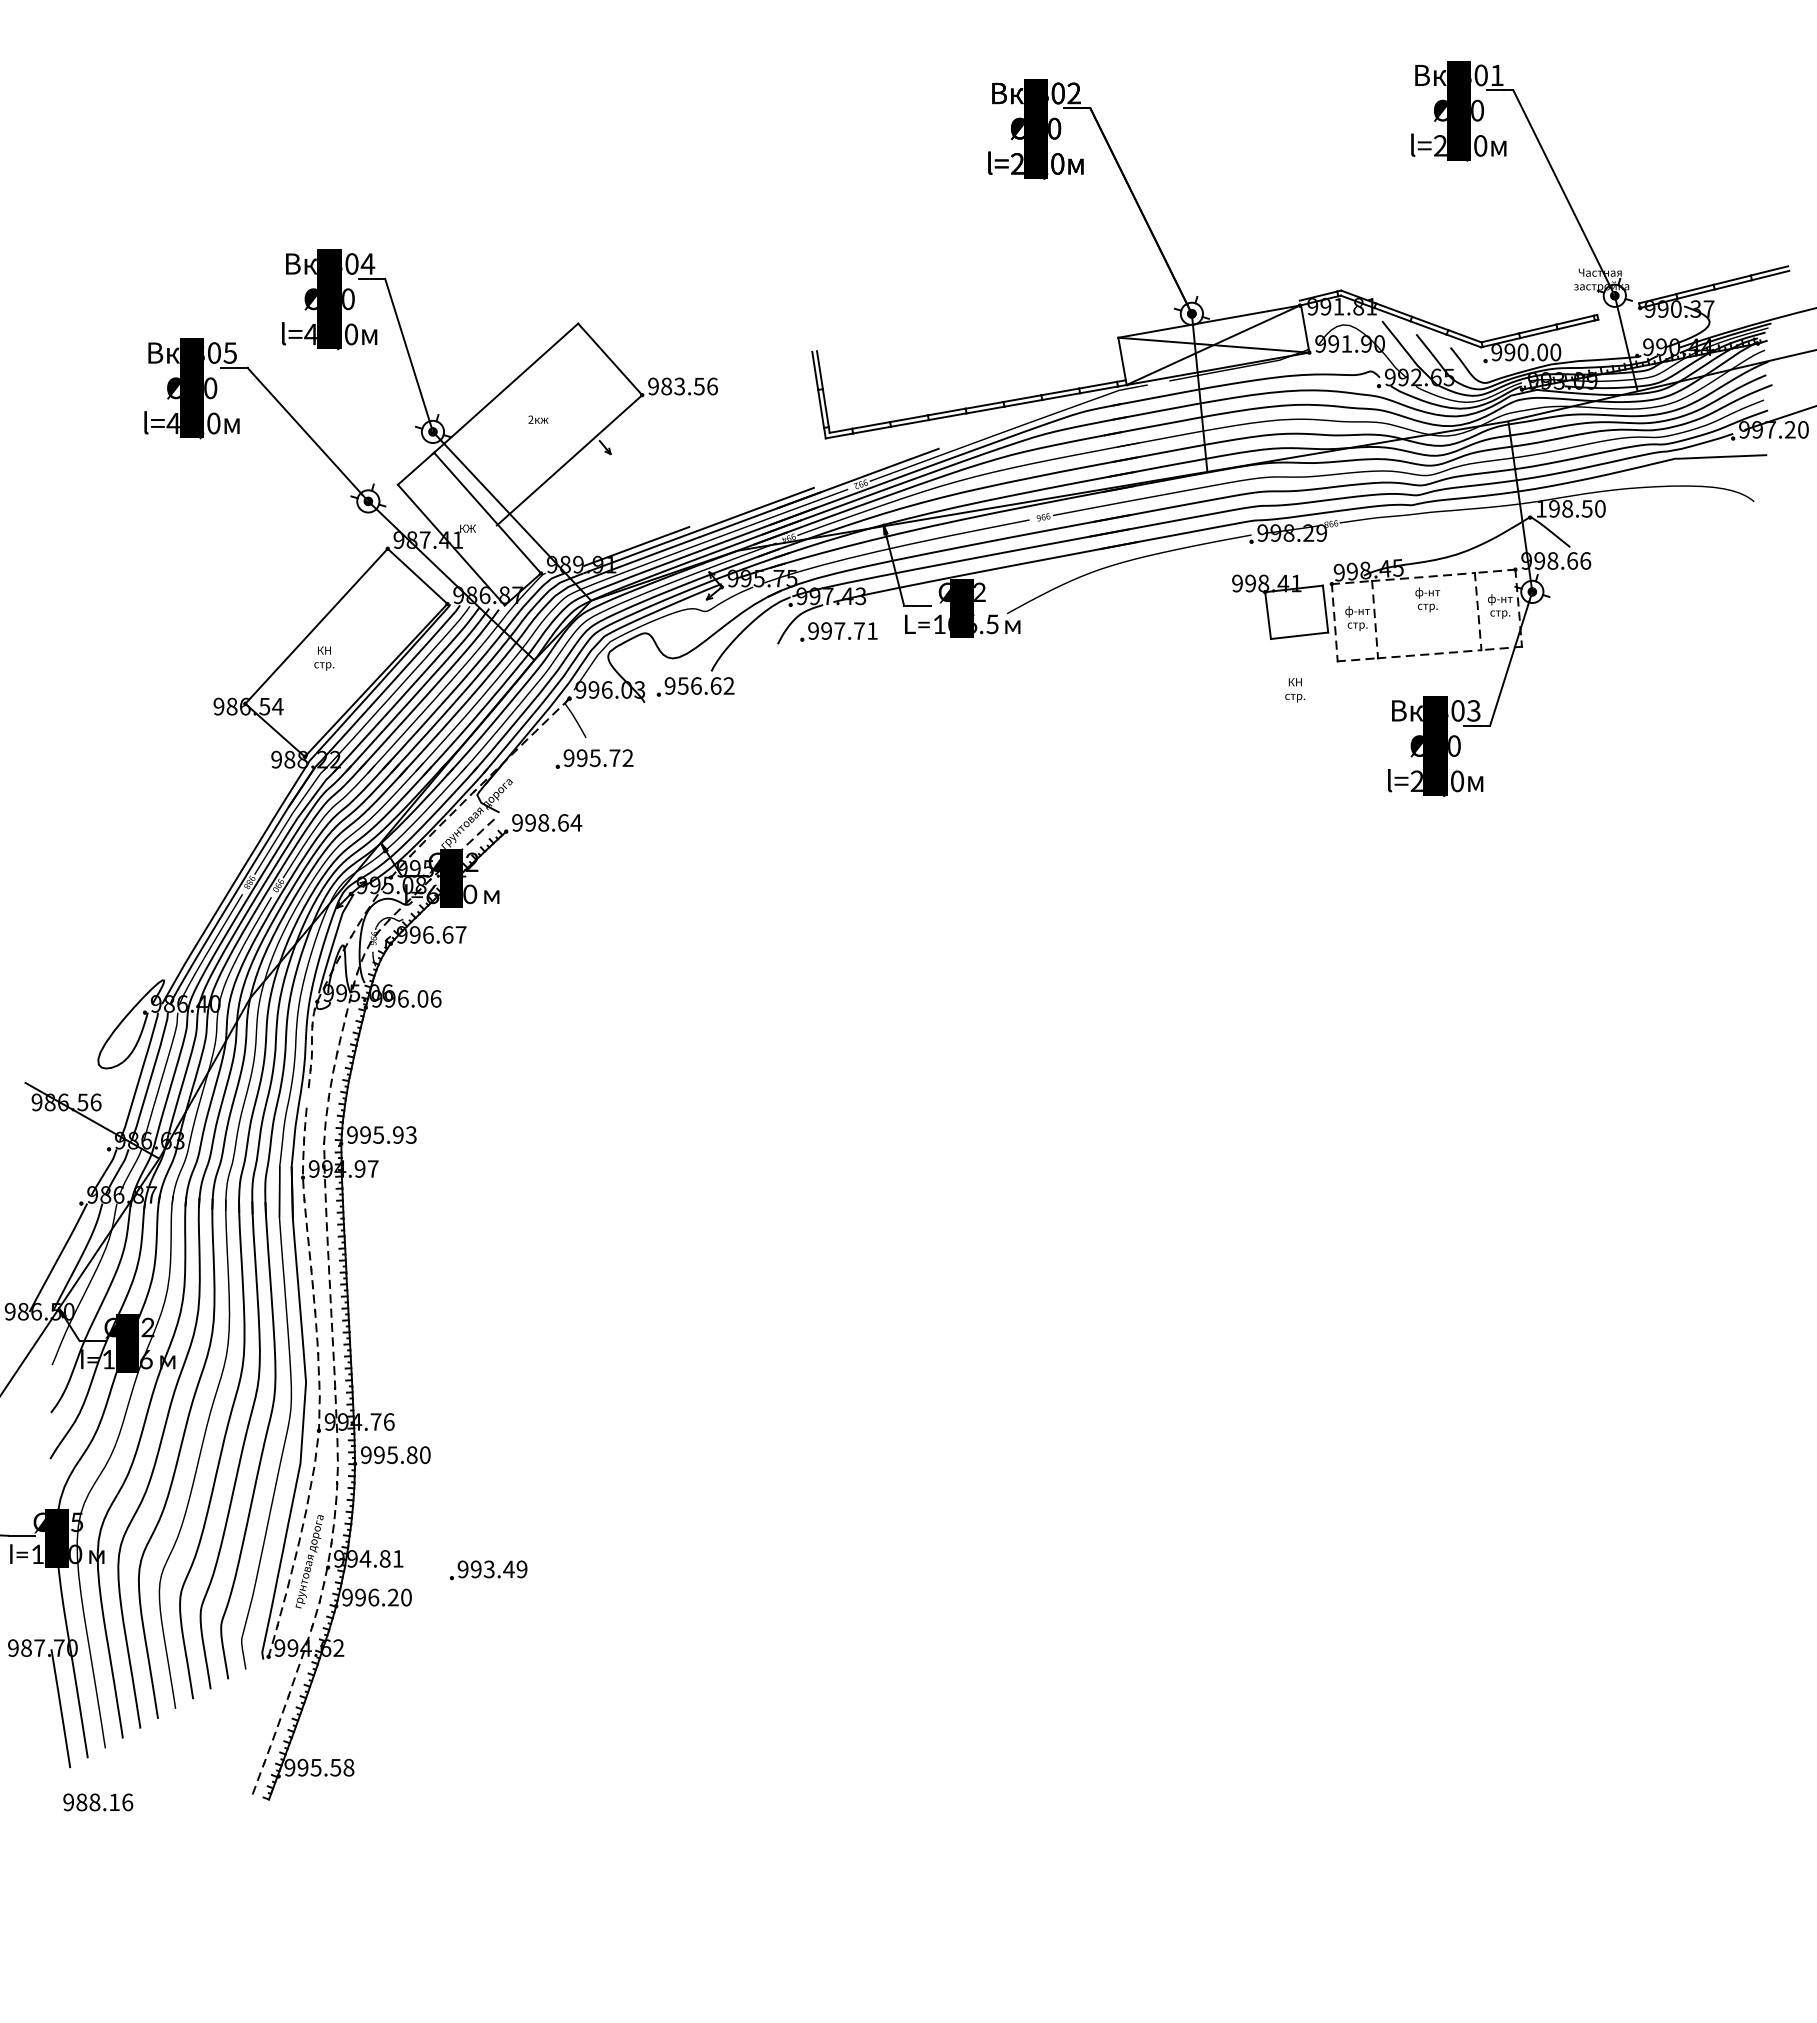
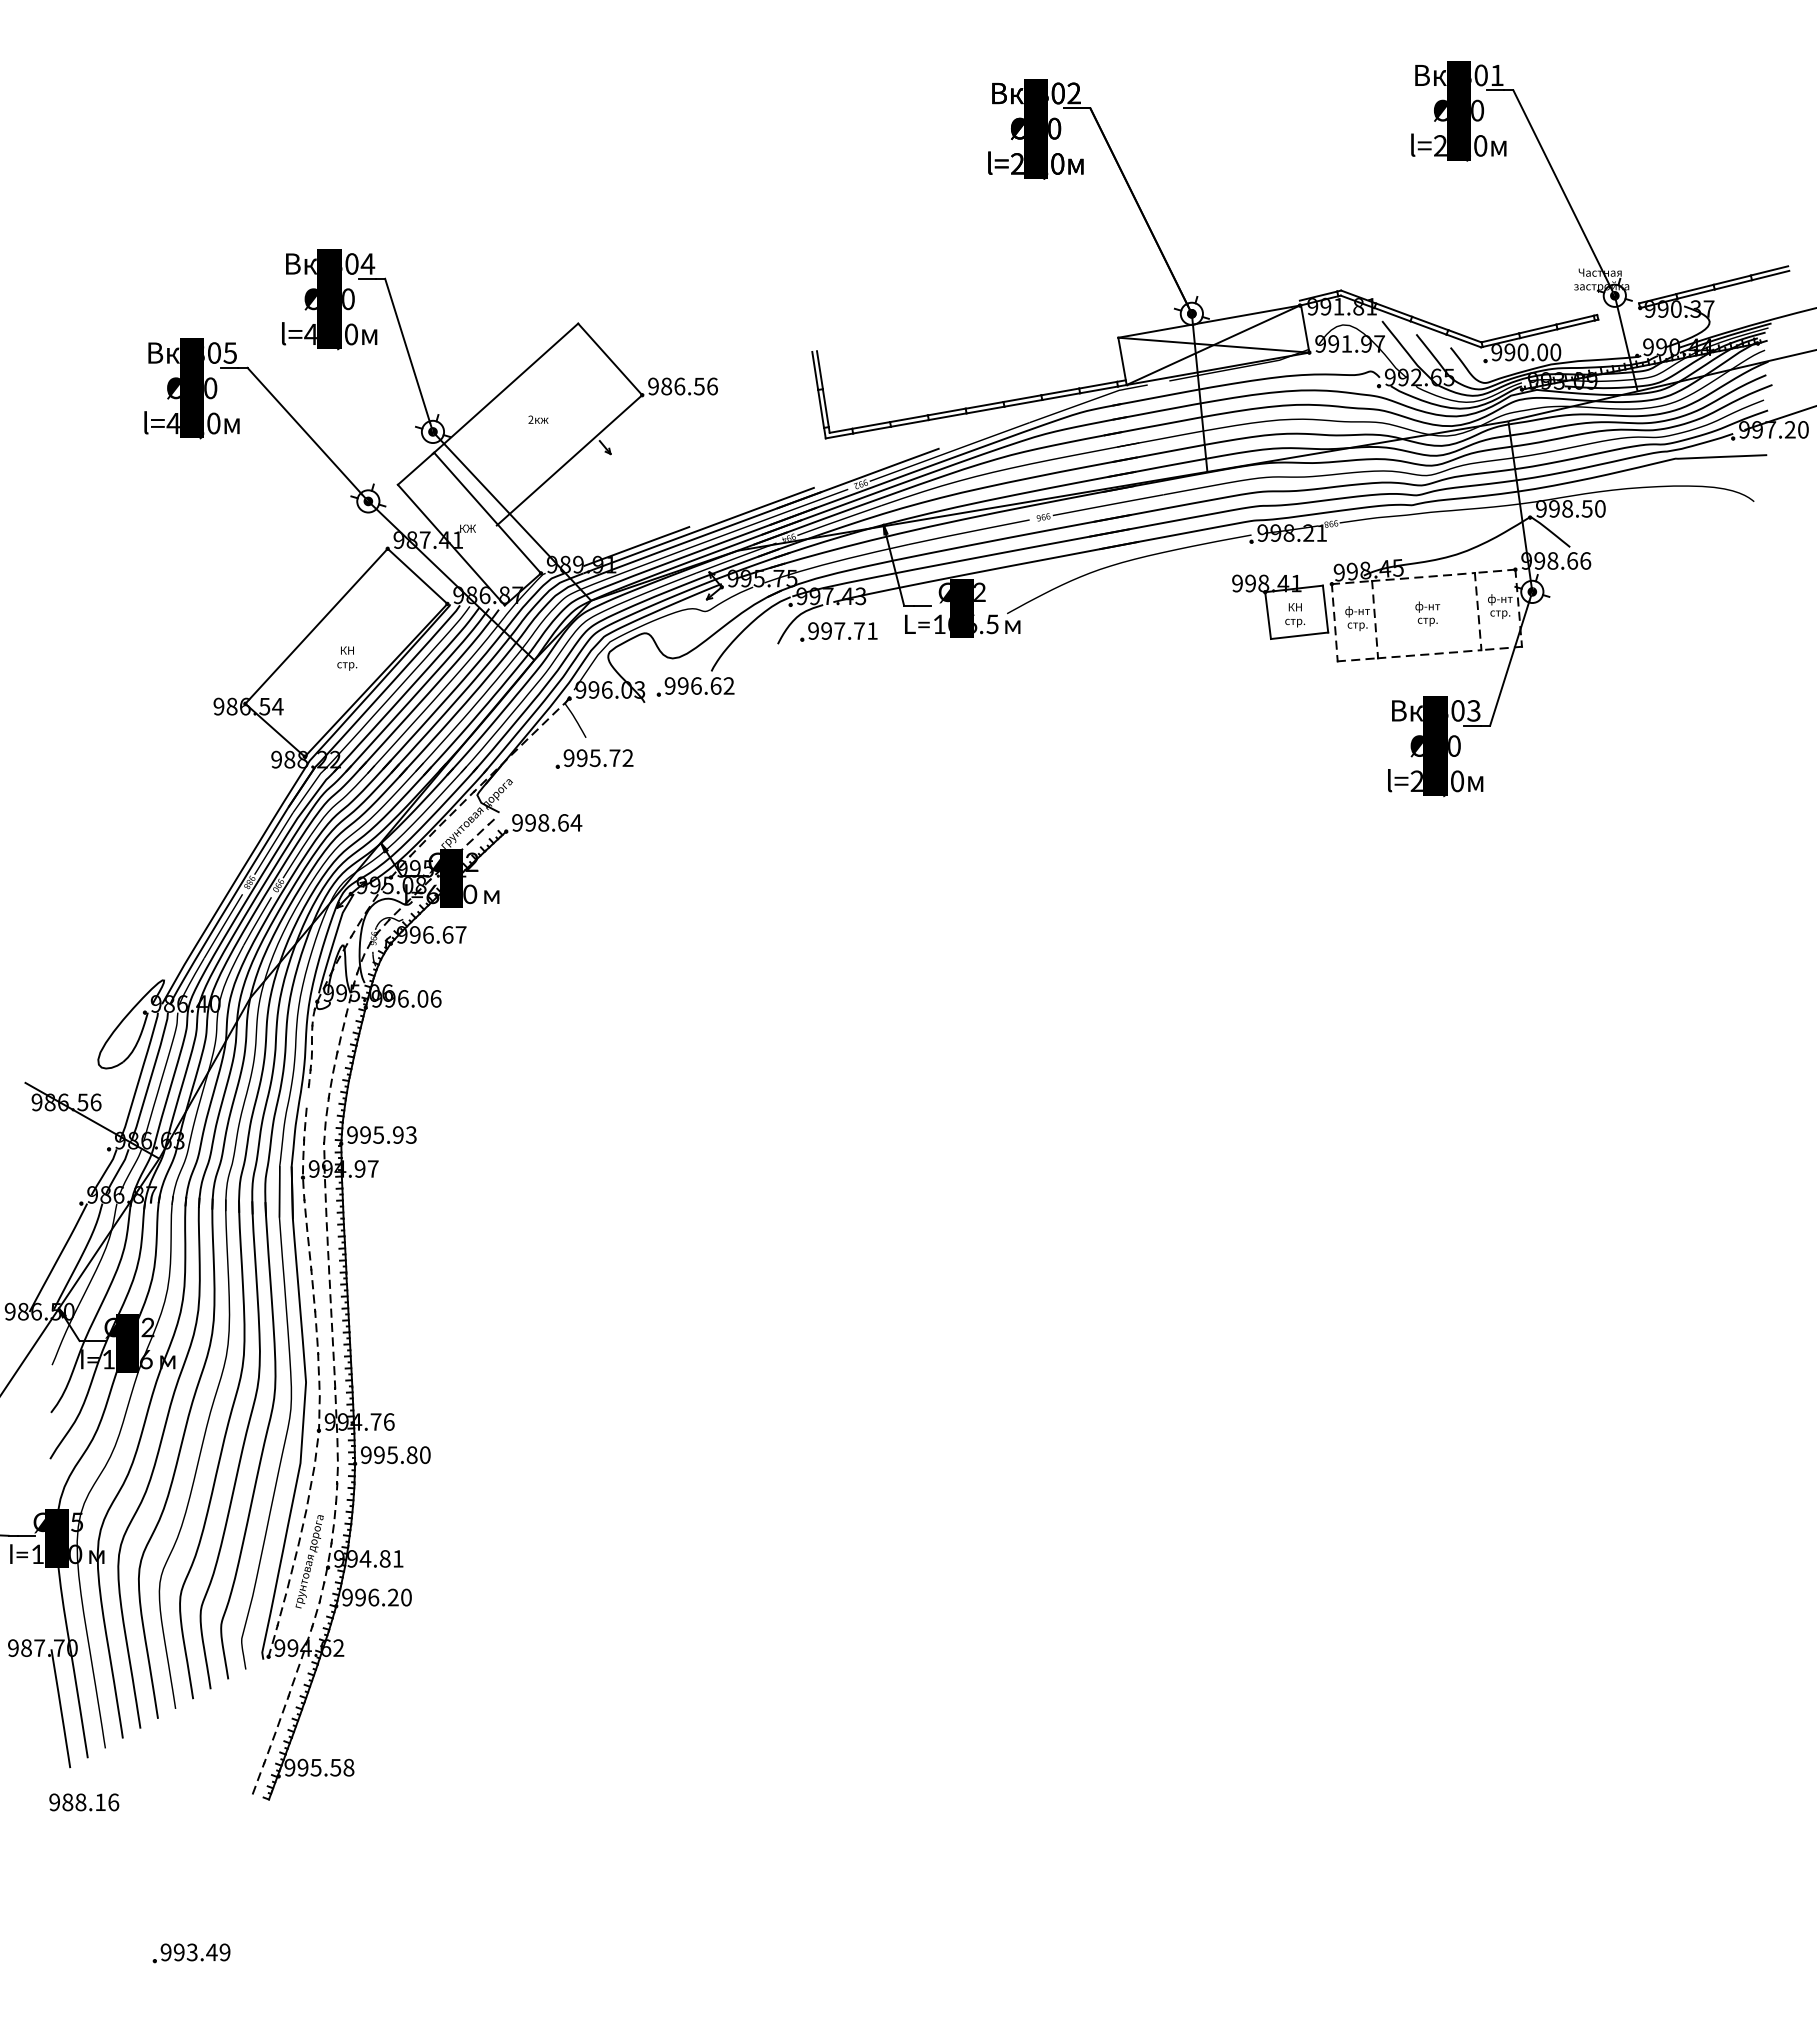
text: 991.90 -> 991.97 (1379, 343)
text: 983.56 -> 986.56 (679, 386)
text: 198.50 -> 998.50 (1541, 508)
text: 998.29 -> 998.21 (1321, 532)
text position: (1427, 599) -> (1427, 613) (1427, 613)
text position: (324, 658) -> (347, 658) (347, 658)
text: 956.62 -> 996.62 (682, 685)
text position: (1295, 690) -> (1295, 615) (1295, 615)
part position: (488, 1570) -> (191, 1953) (191, 1953)
text position: (98, 1802) -> (84, 1802) (84, 1802)
